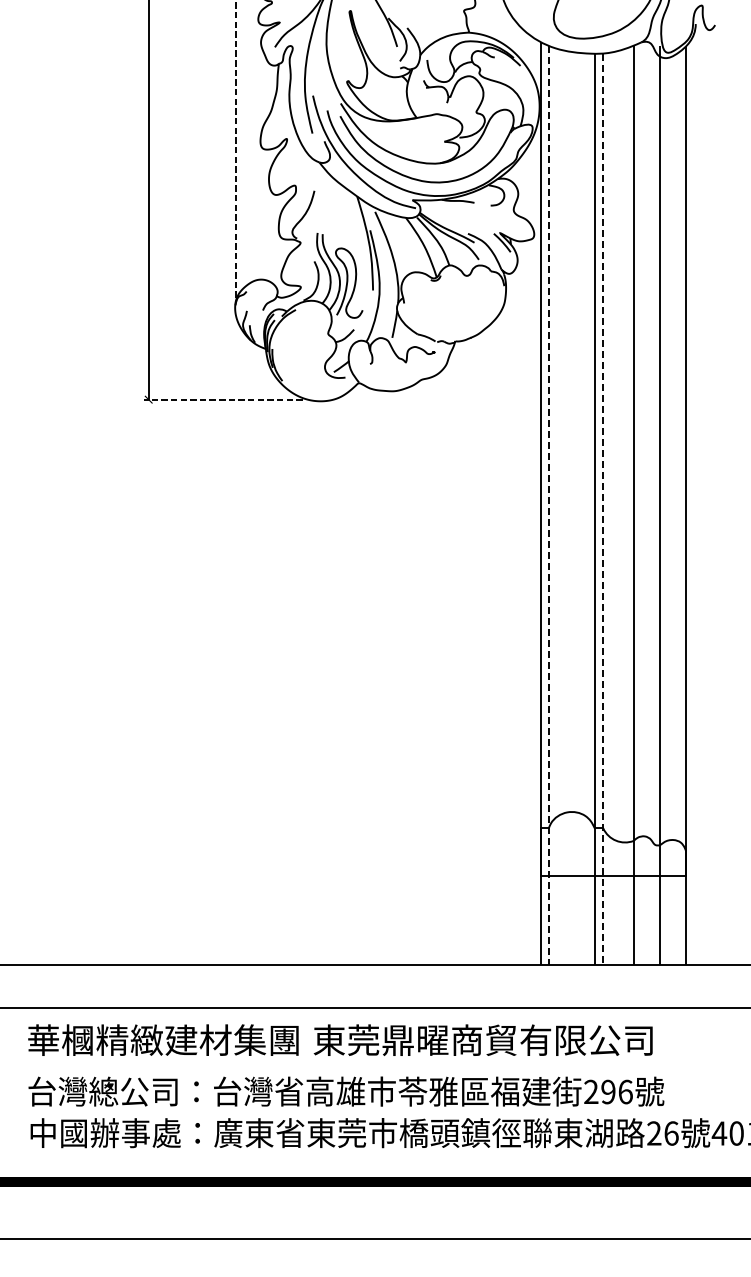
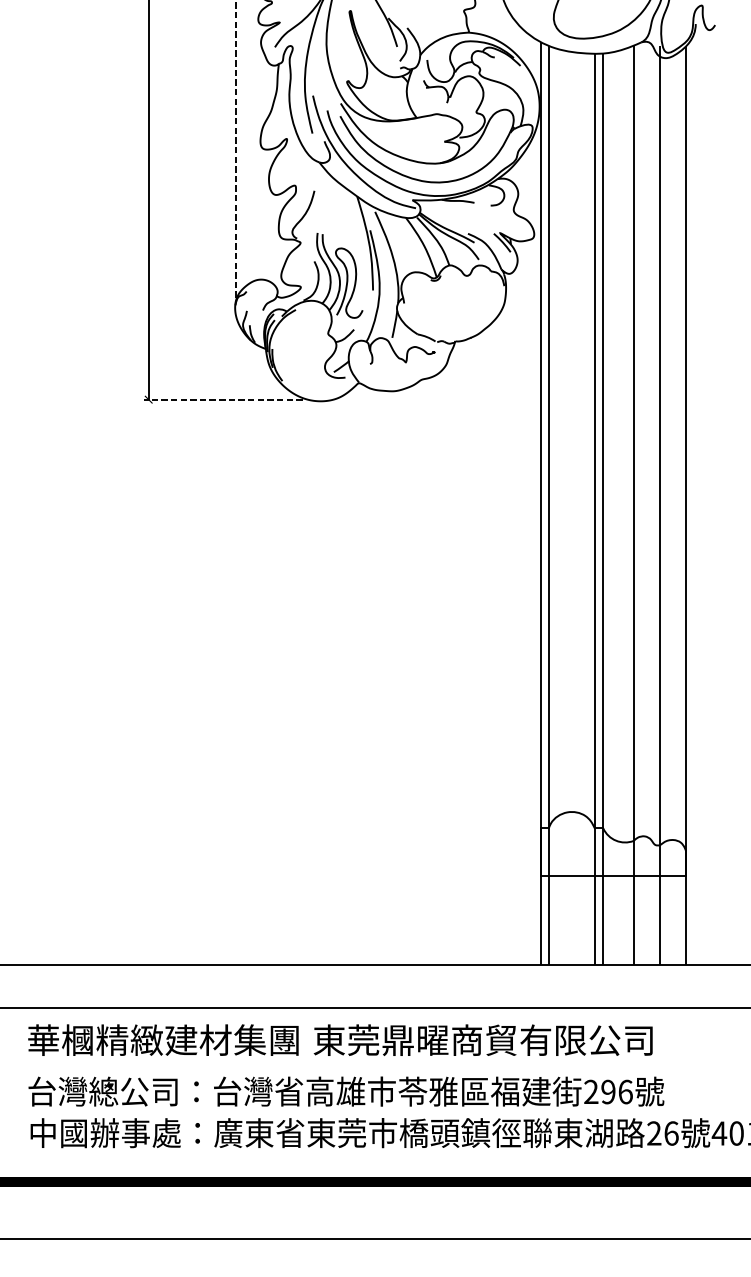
line: dashed -> solid (548, 505)
line: dashed -> solid (603, 509)
